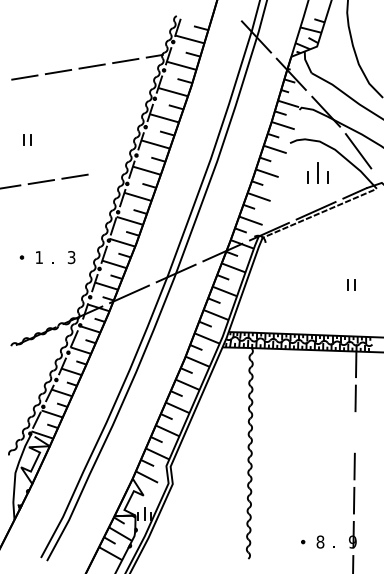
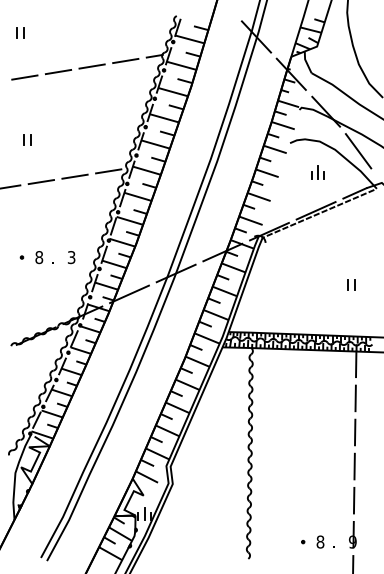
part: none -> present (20, 32)
line: none -> present (108, 171)
part size: 22x22 px -> 14x15 px (317, 172)
text: 1 -> 8 (39, 257)
line: none -> present (354, 432)
